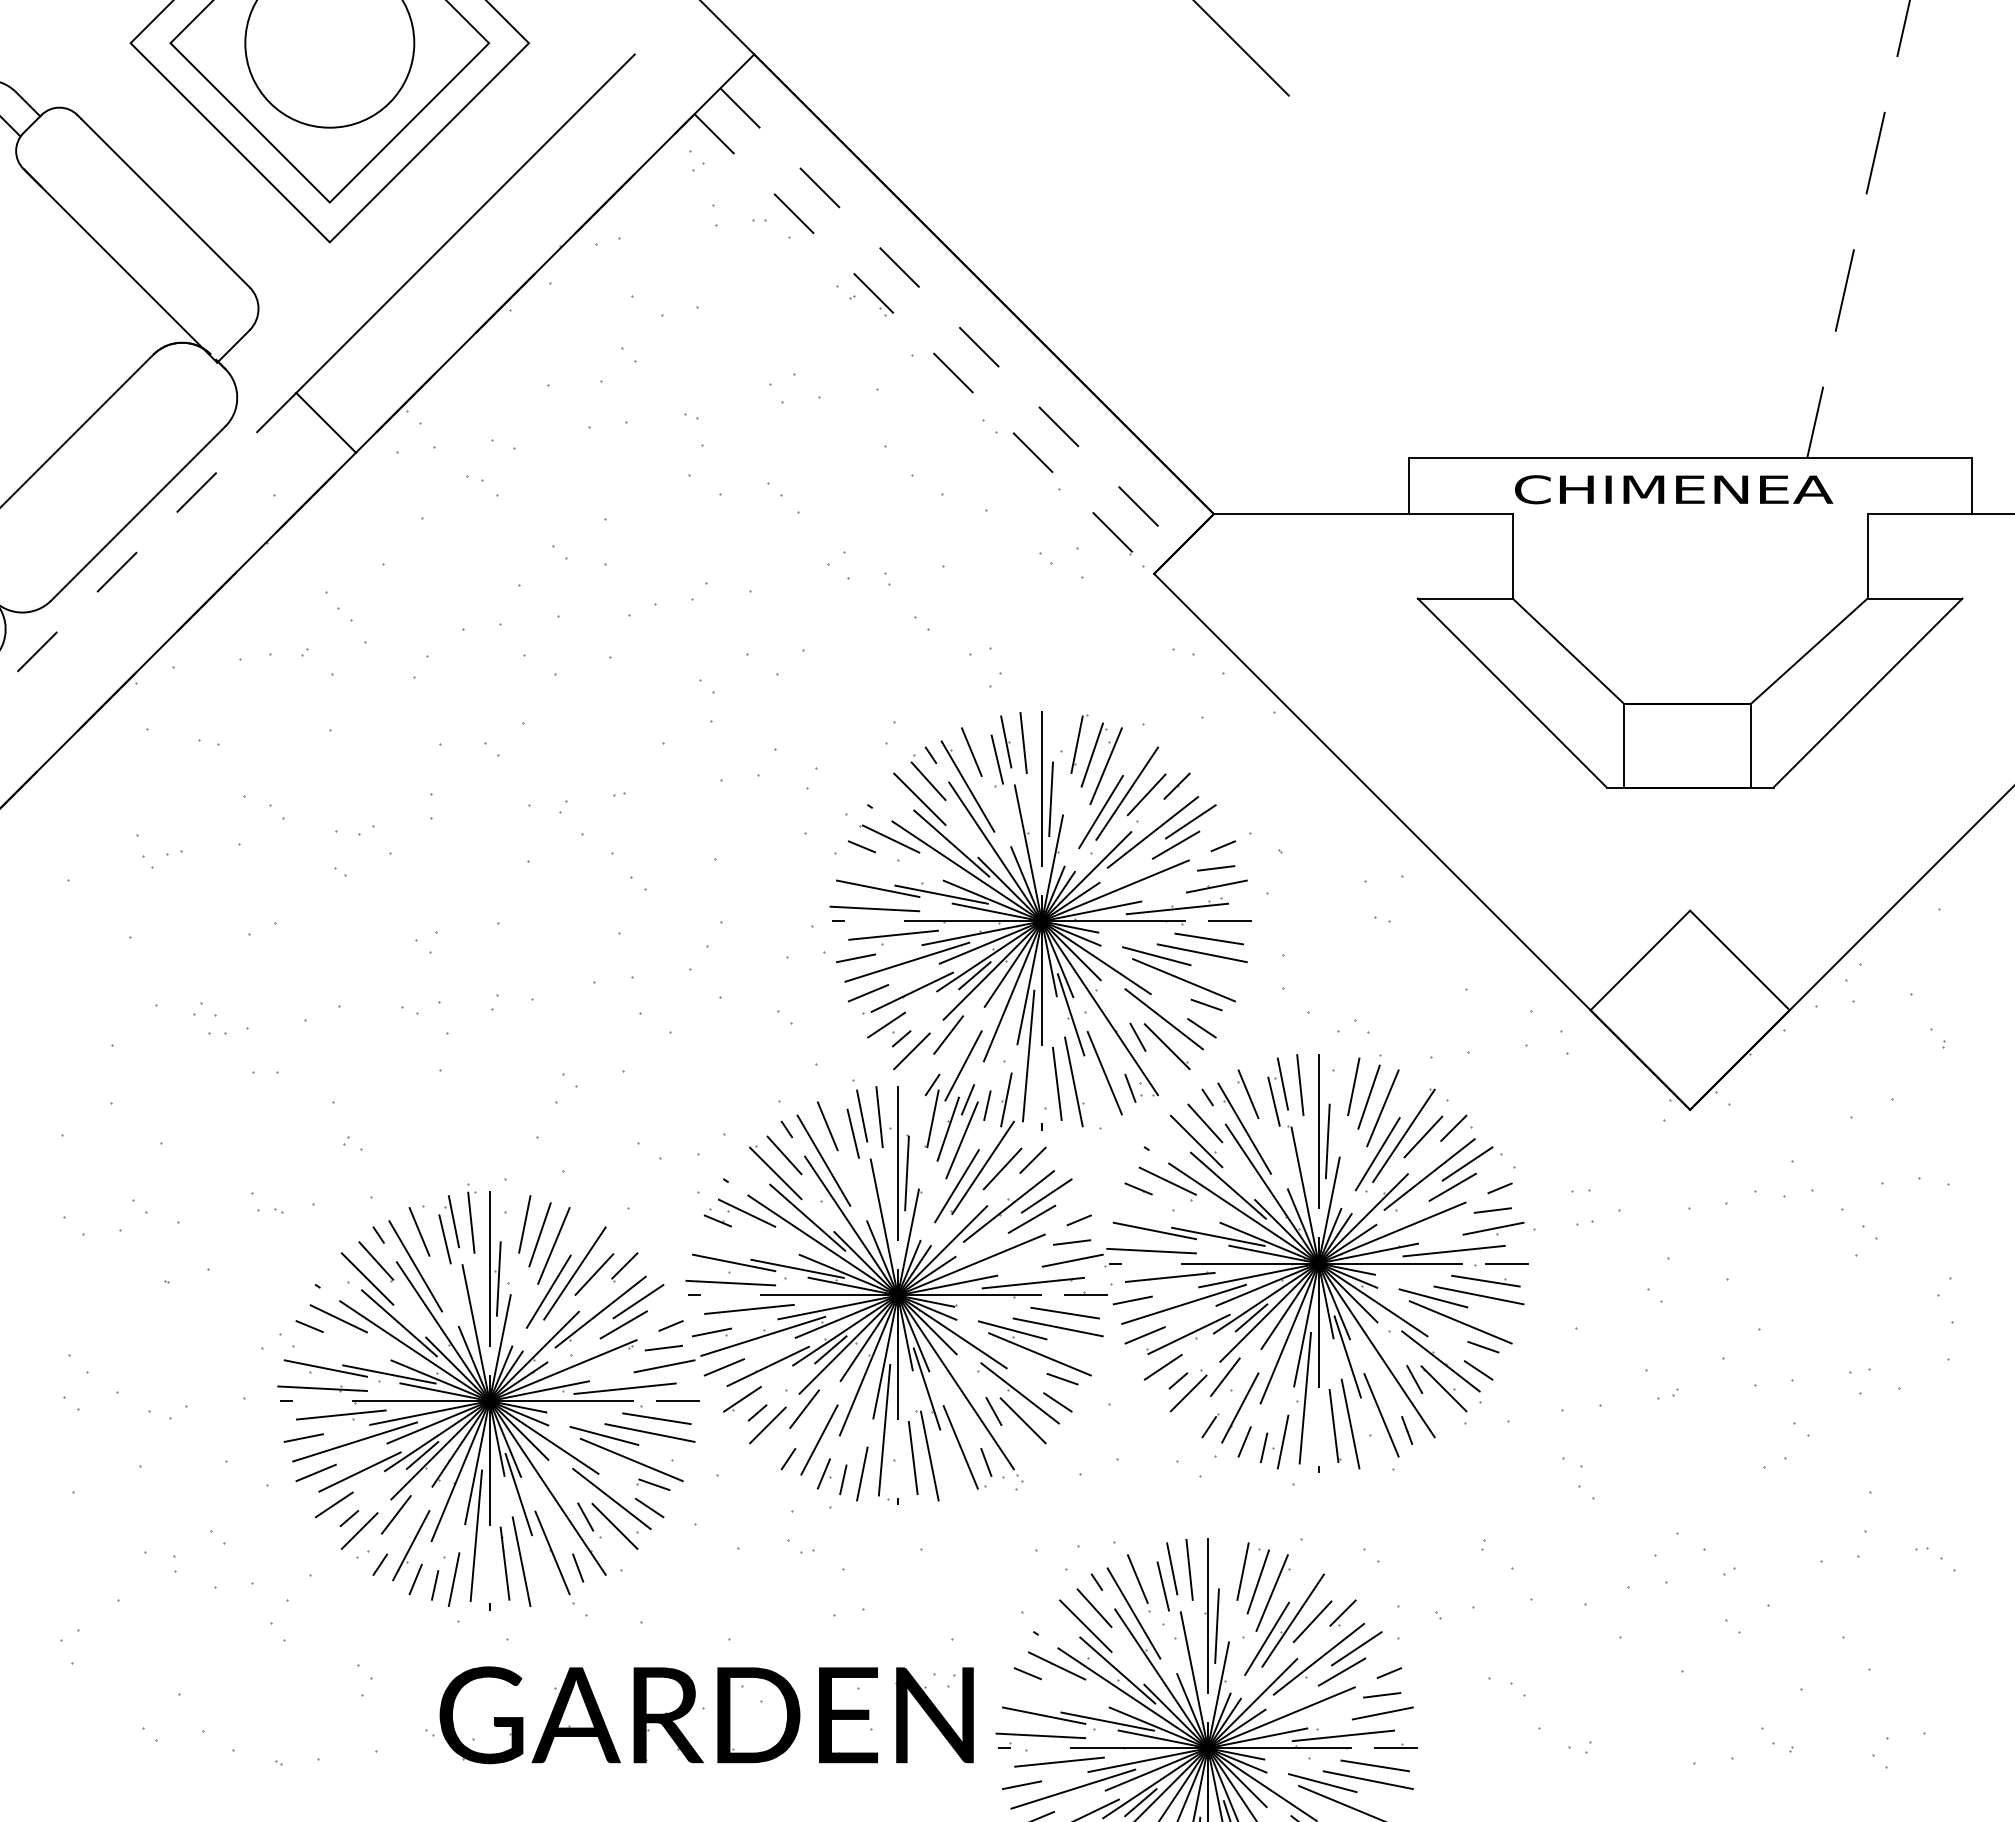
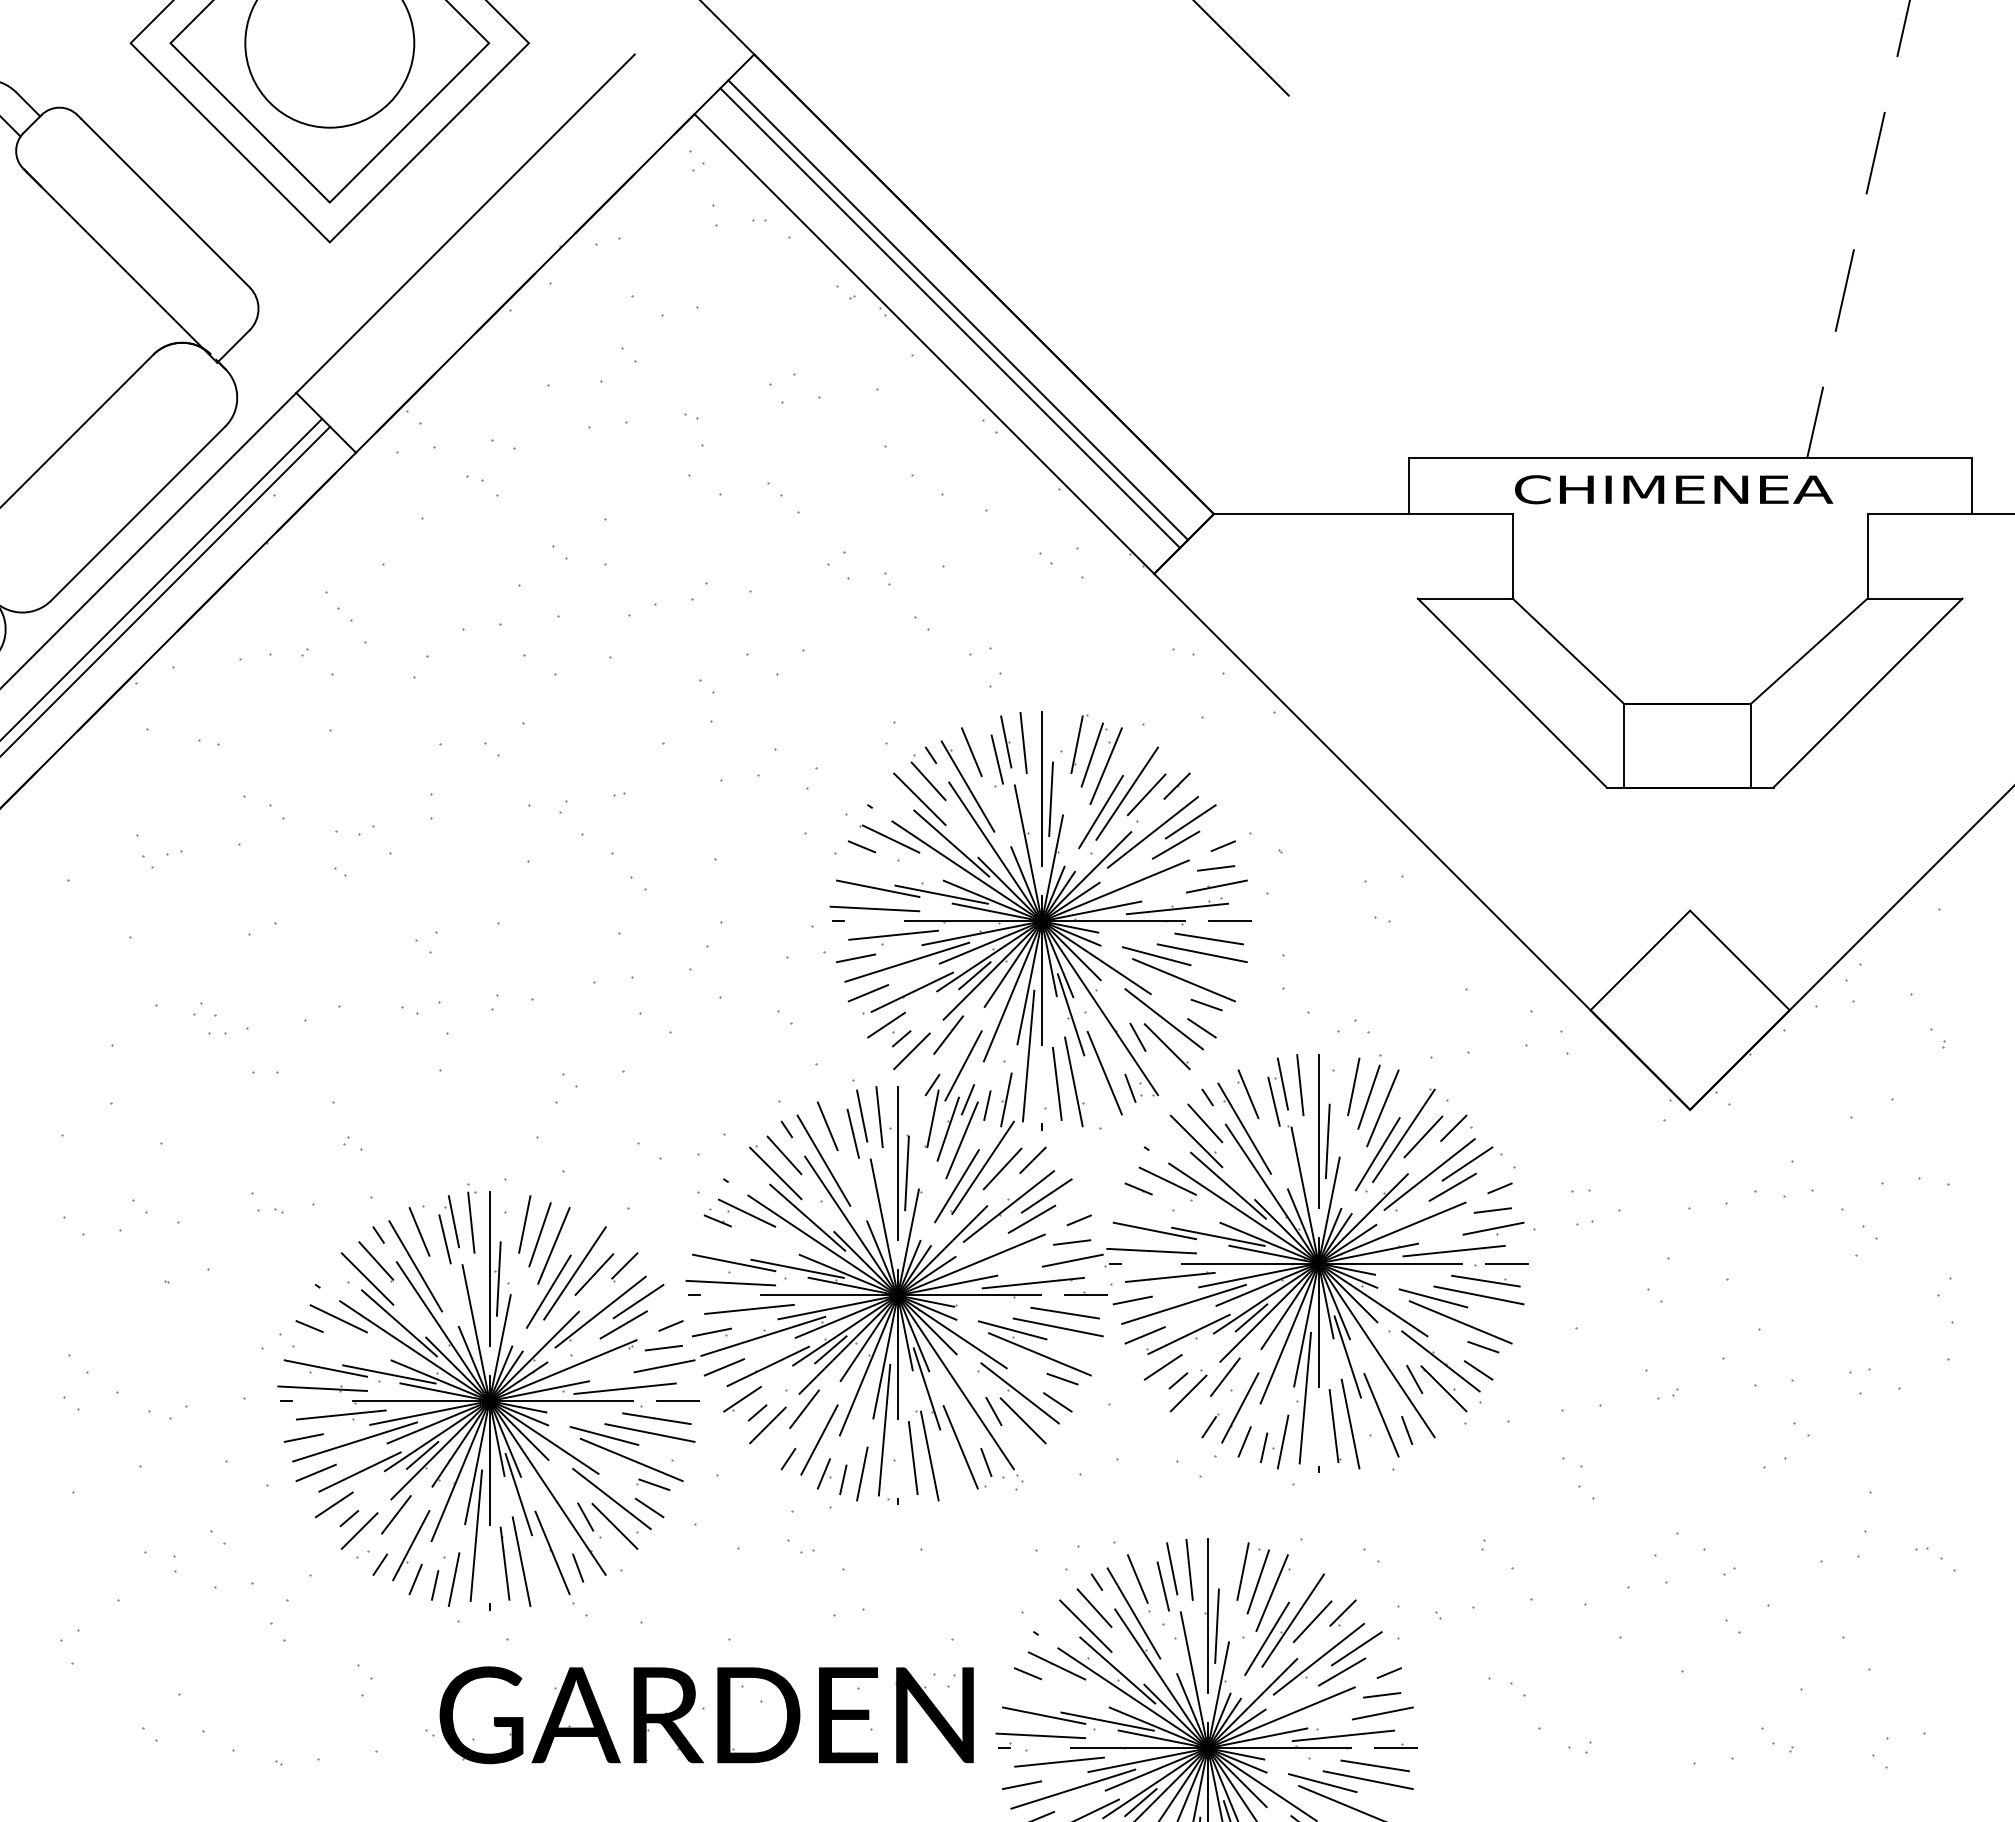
line: none -> present (958, 309)
line: dashed -> solid (950, 318)
line: dashed -> solid (924, 344)
line: dashed -> solid (148, 540)
line: none -> present (162, 578)
line: none -> present (166, 590)
